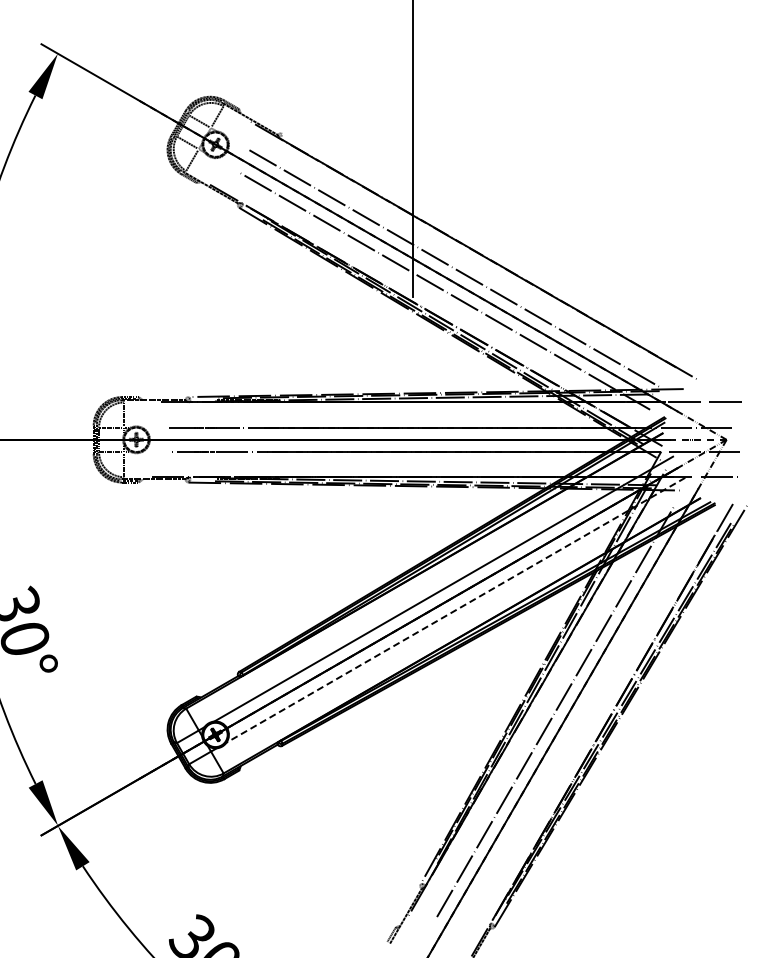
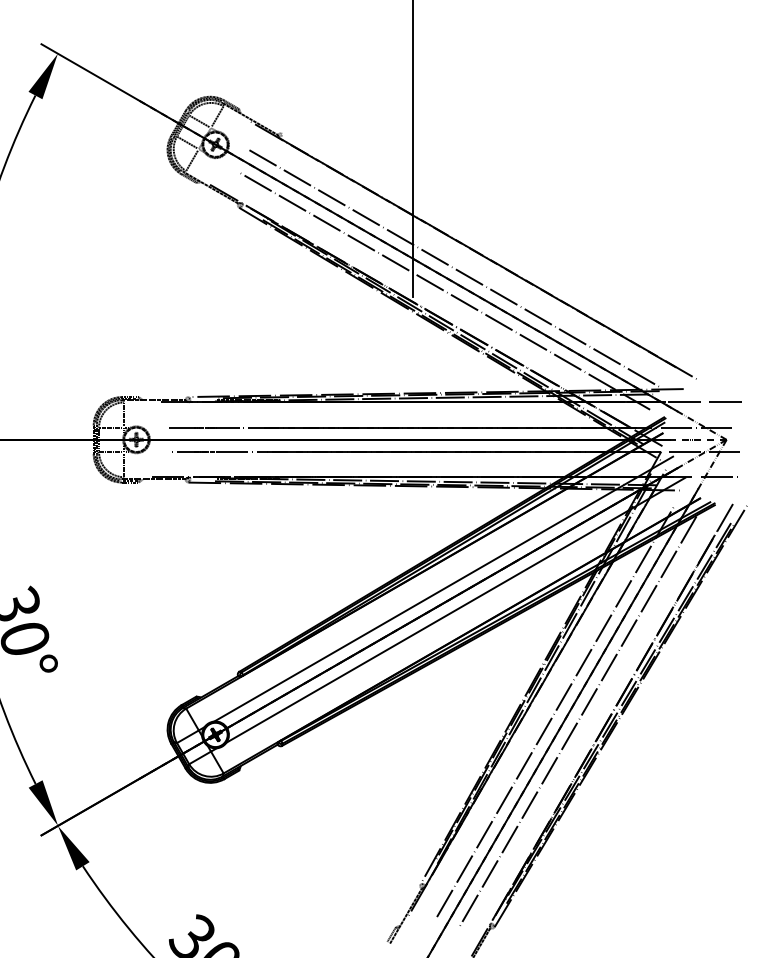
line: dashed -> solid (455, 610)
line: none -> present (577, 722)
